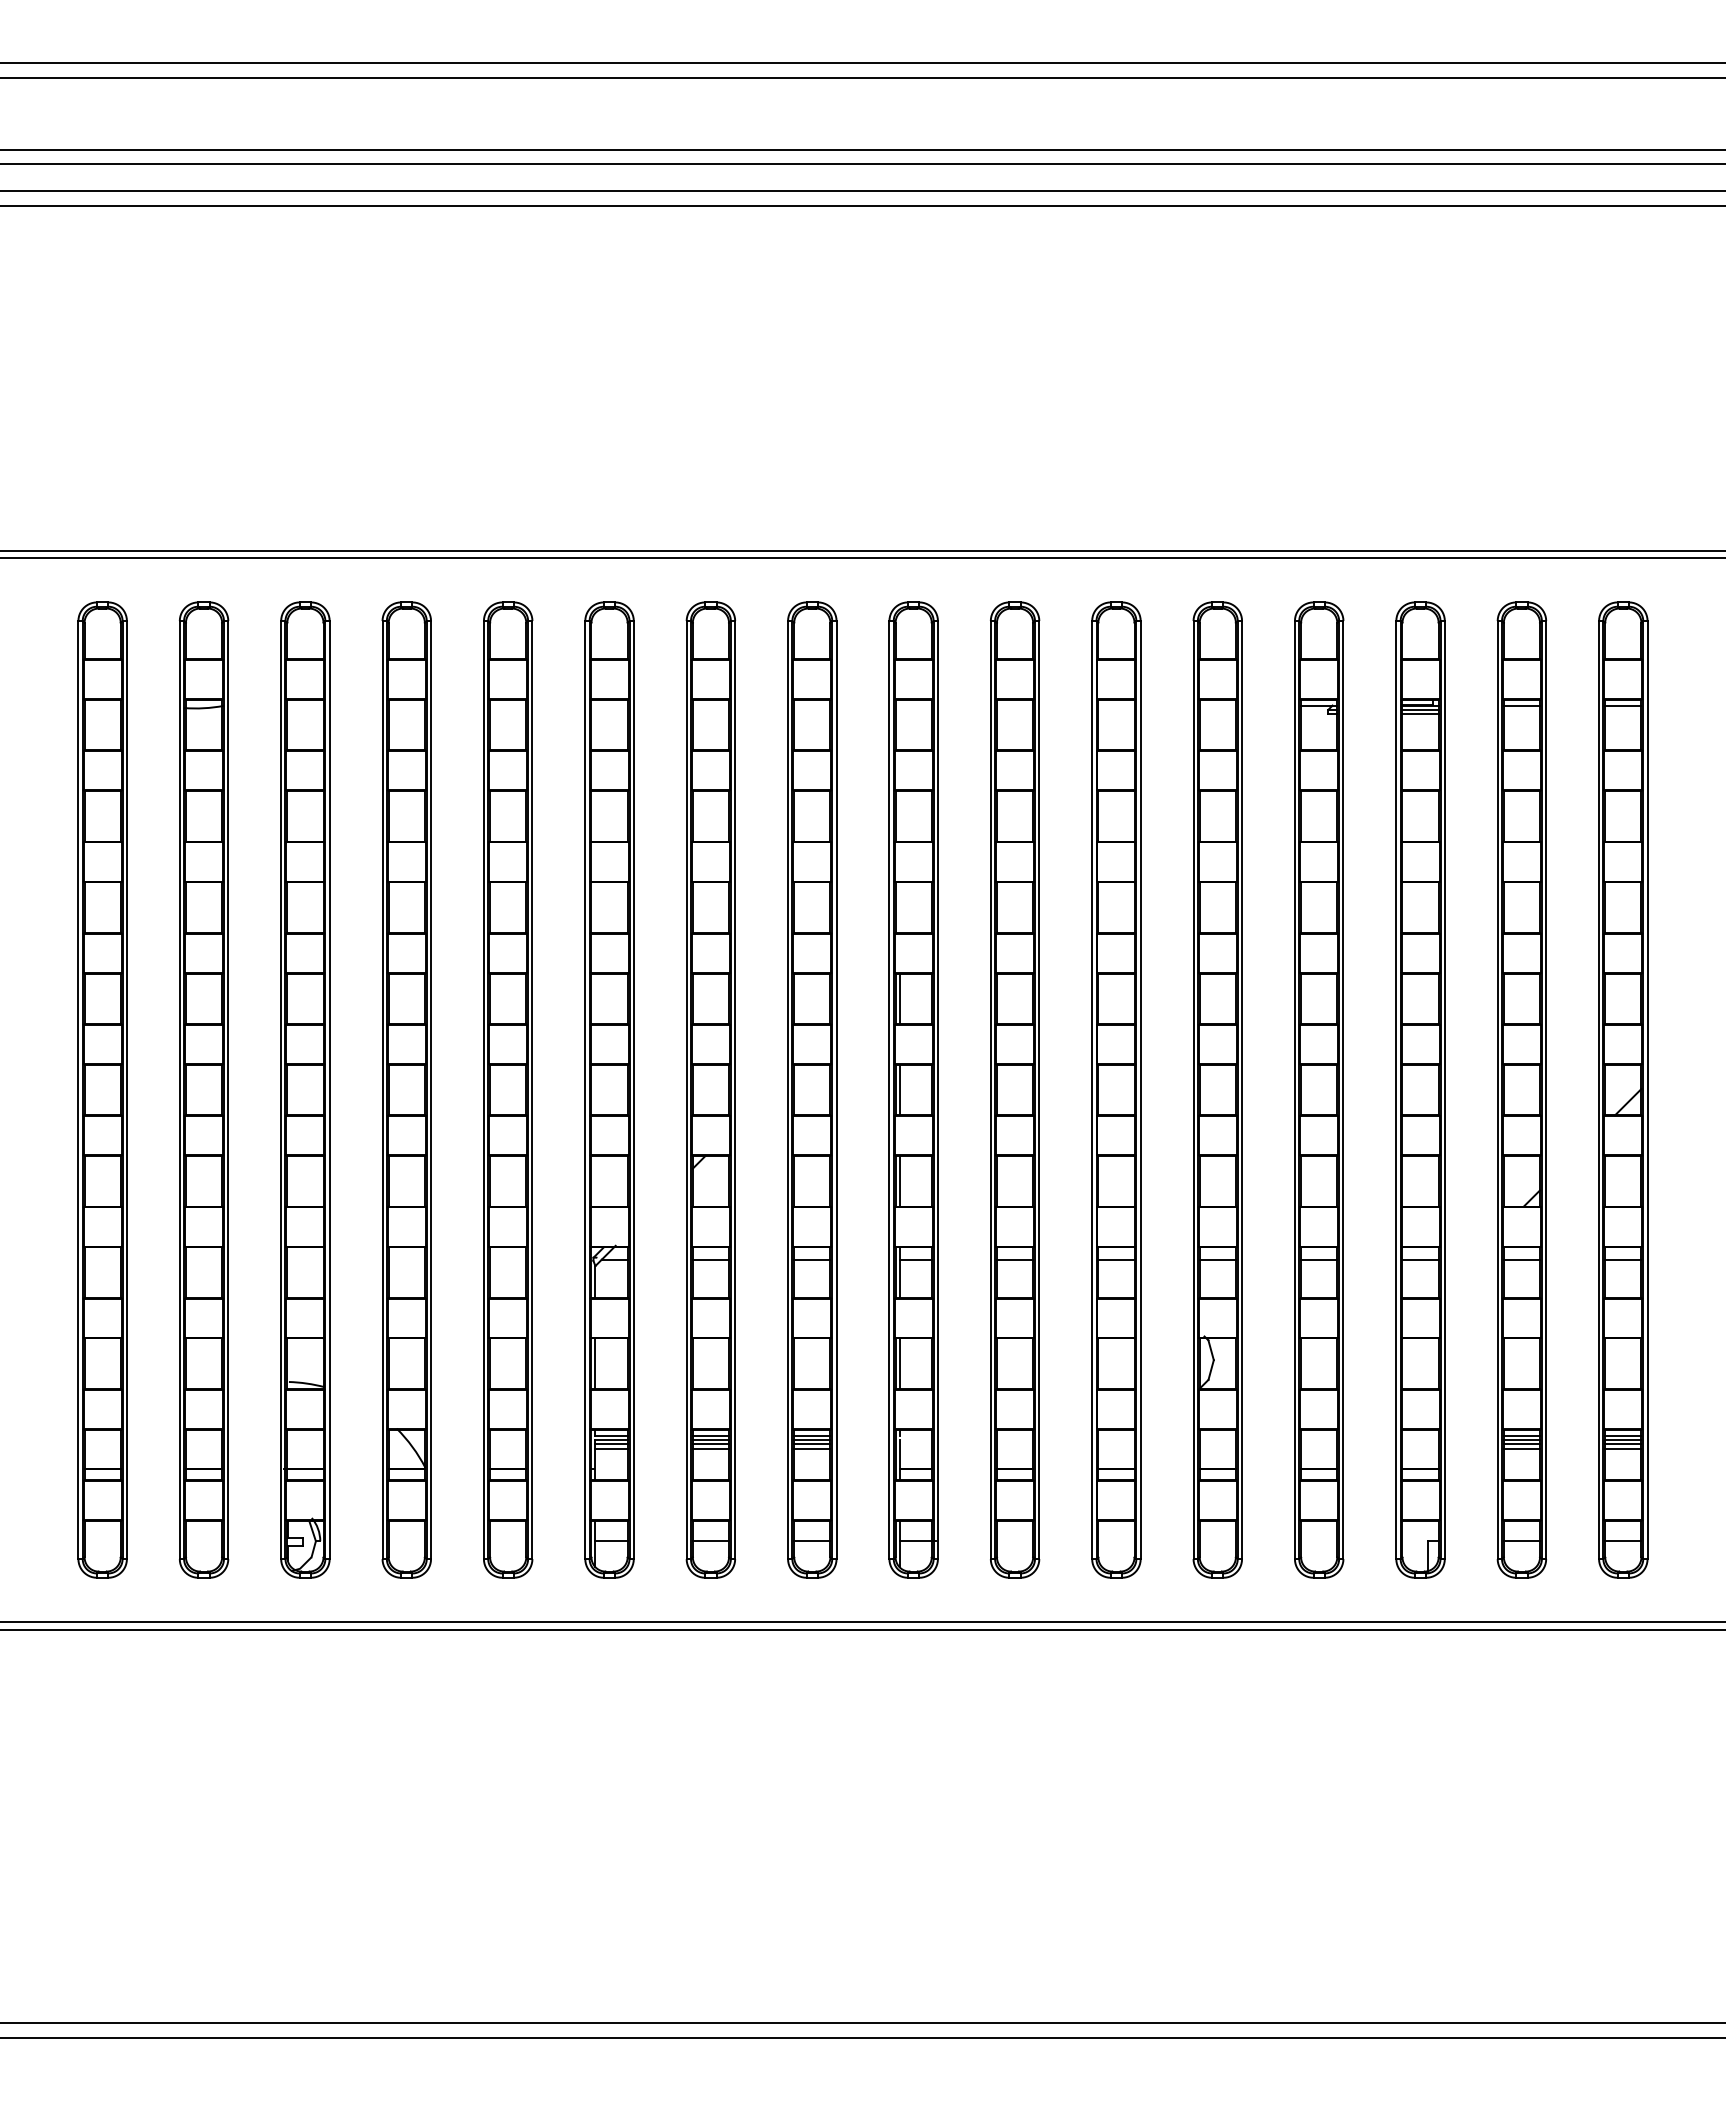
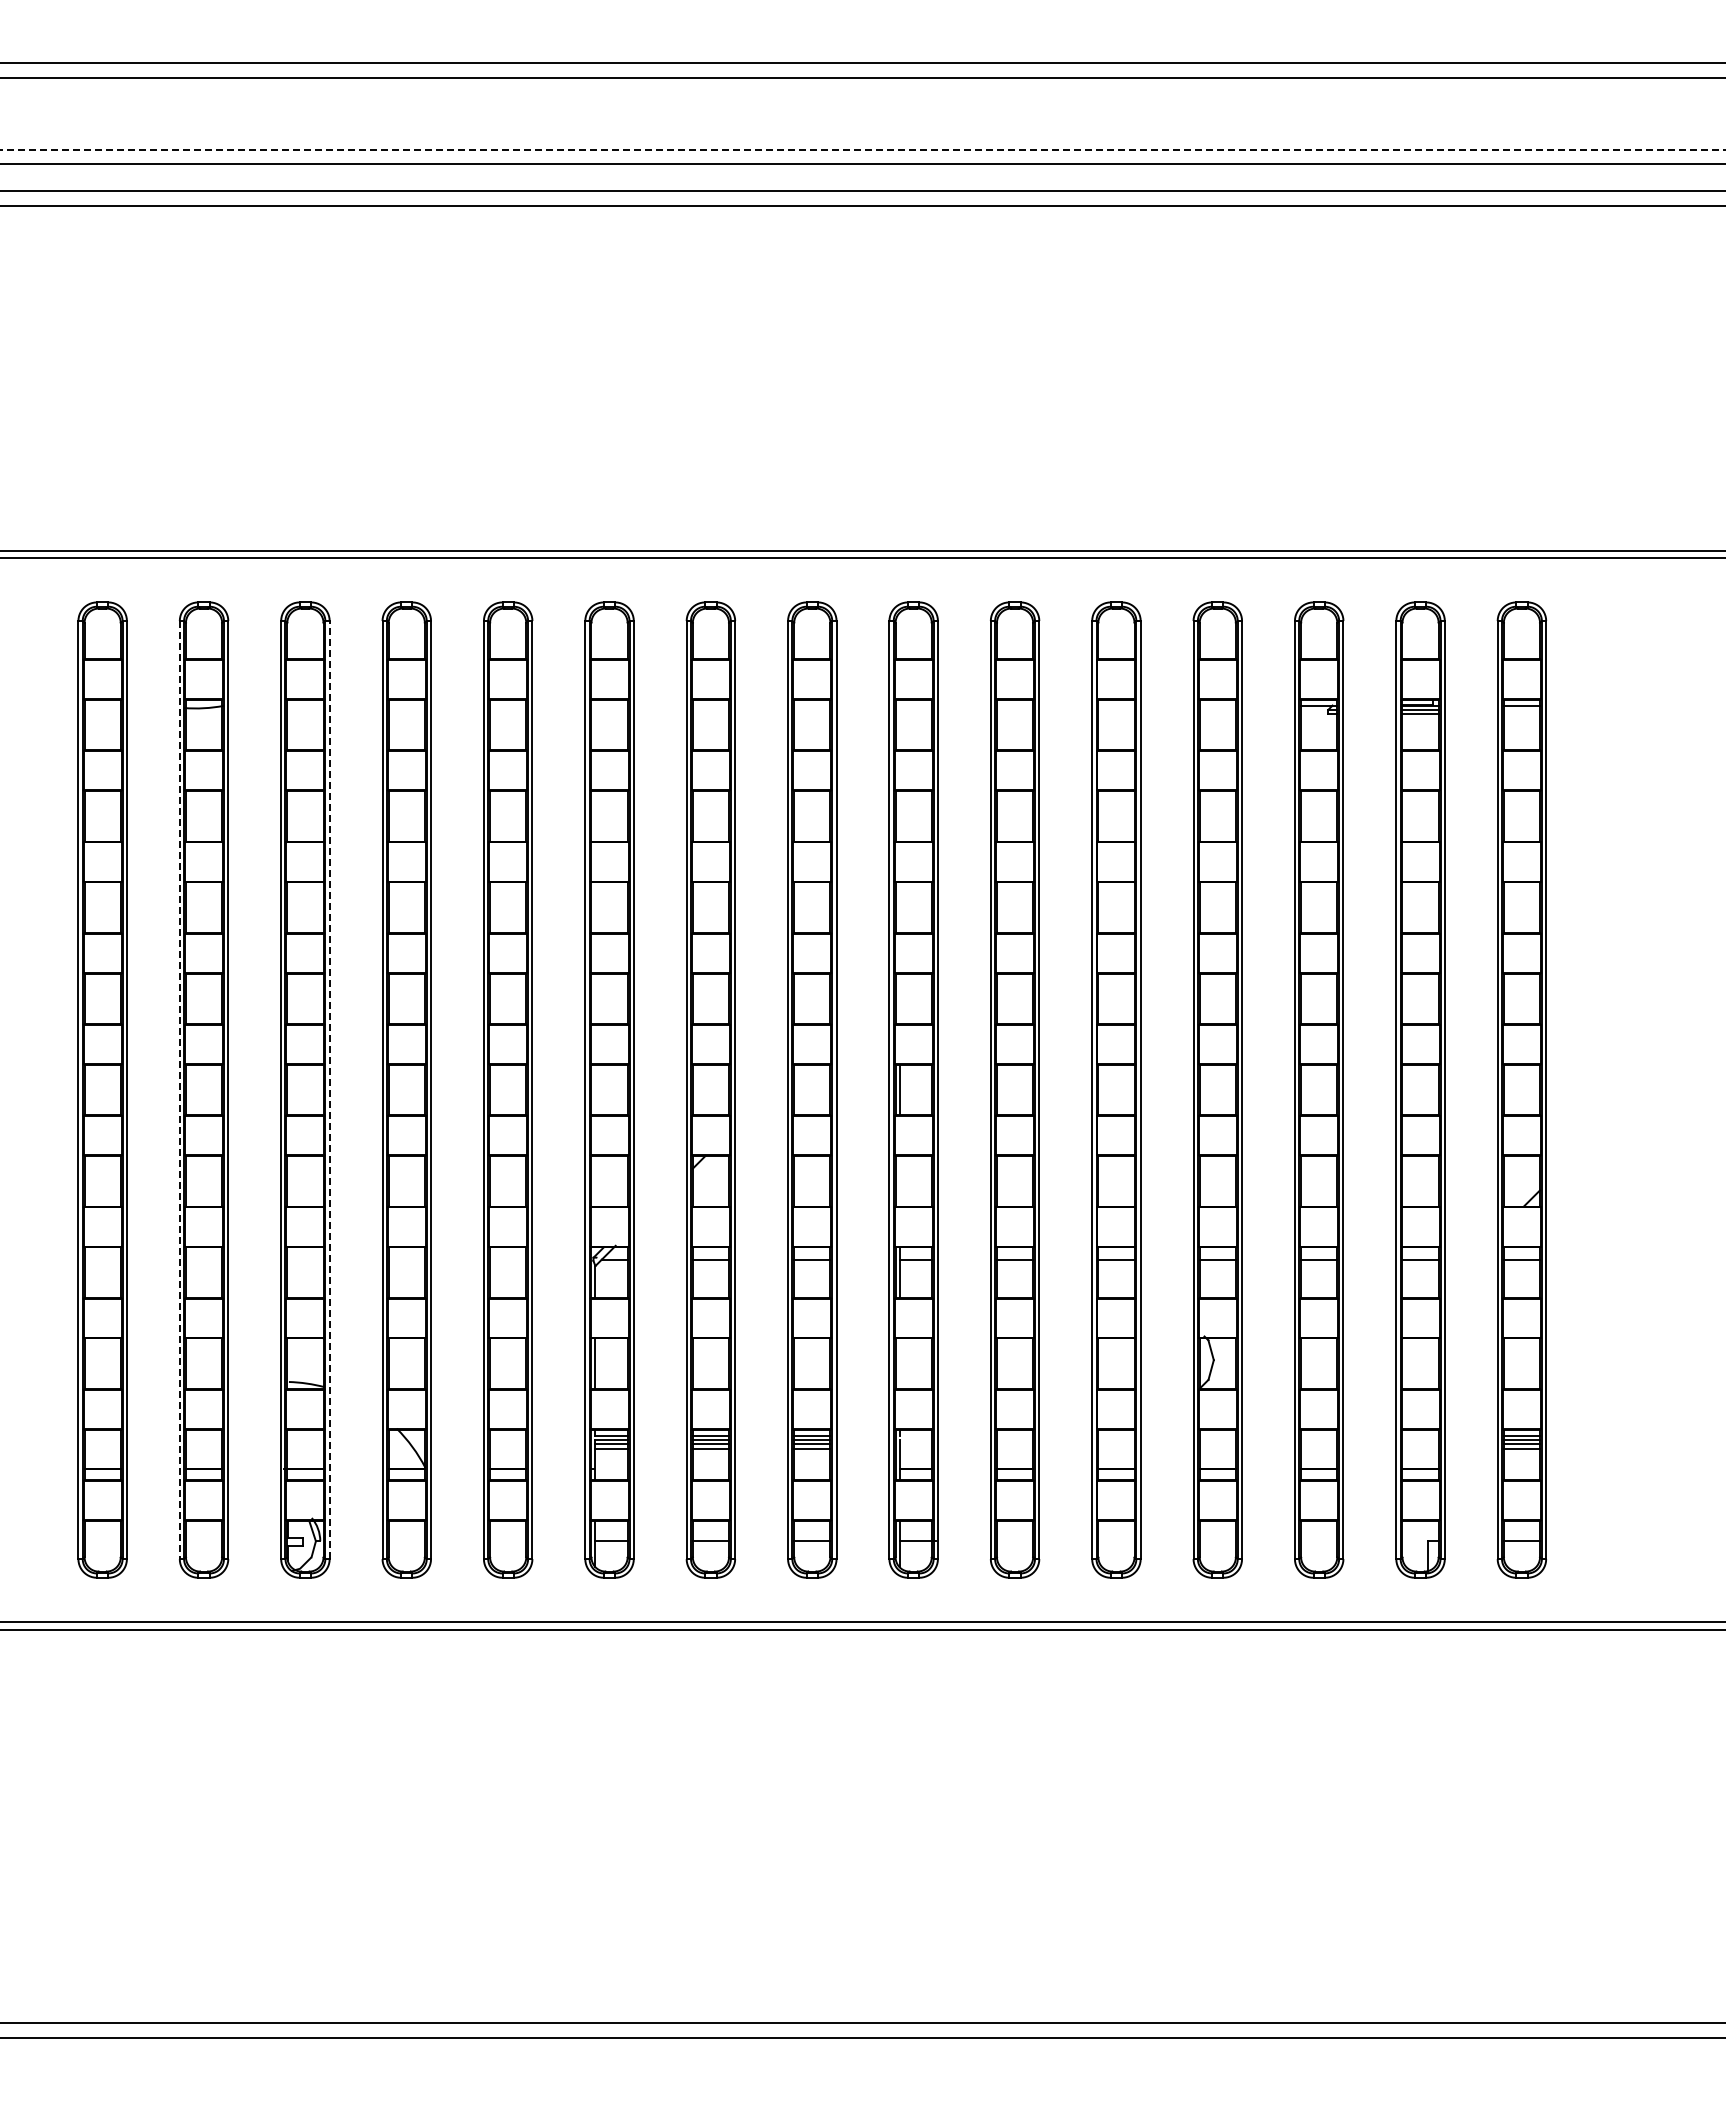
line: solid -> dashed (863, 149)
line: present -> none (899, 998)
line: solid -> dashed (329, 1089)
part: present -> none (1623, 1089)
line: solid -> dashed (179, 1090)
line: present -> none (899, 1180)
line: present -> none (899, 1363)
